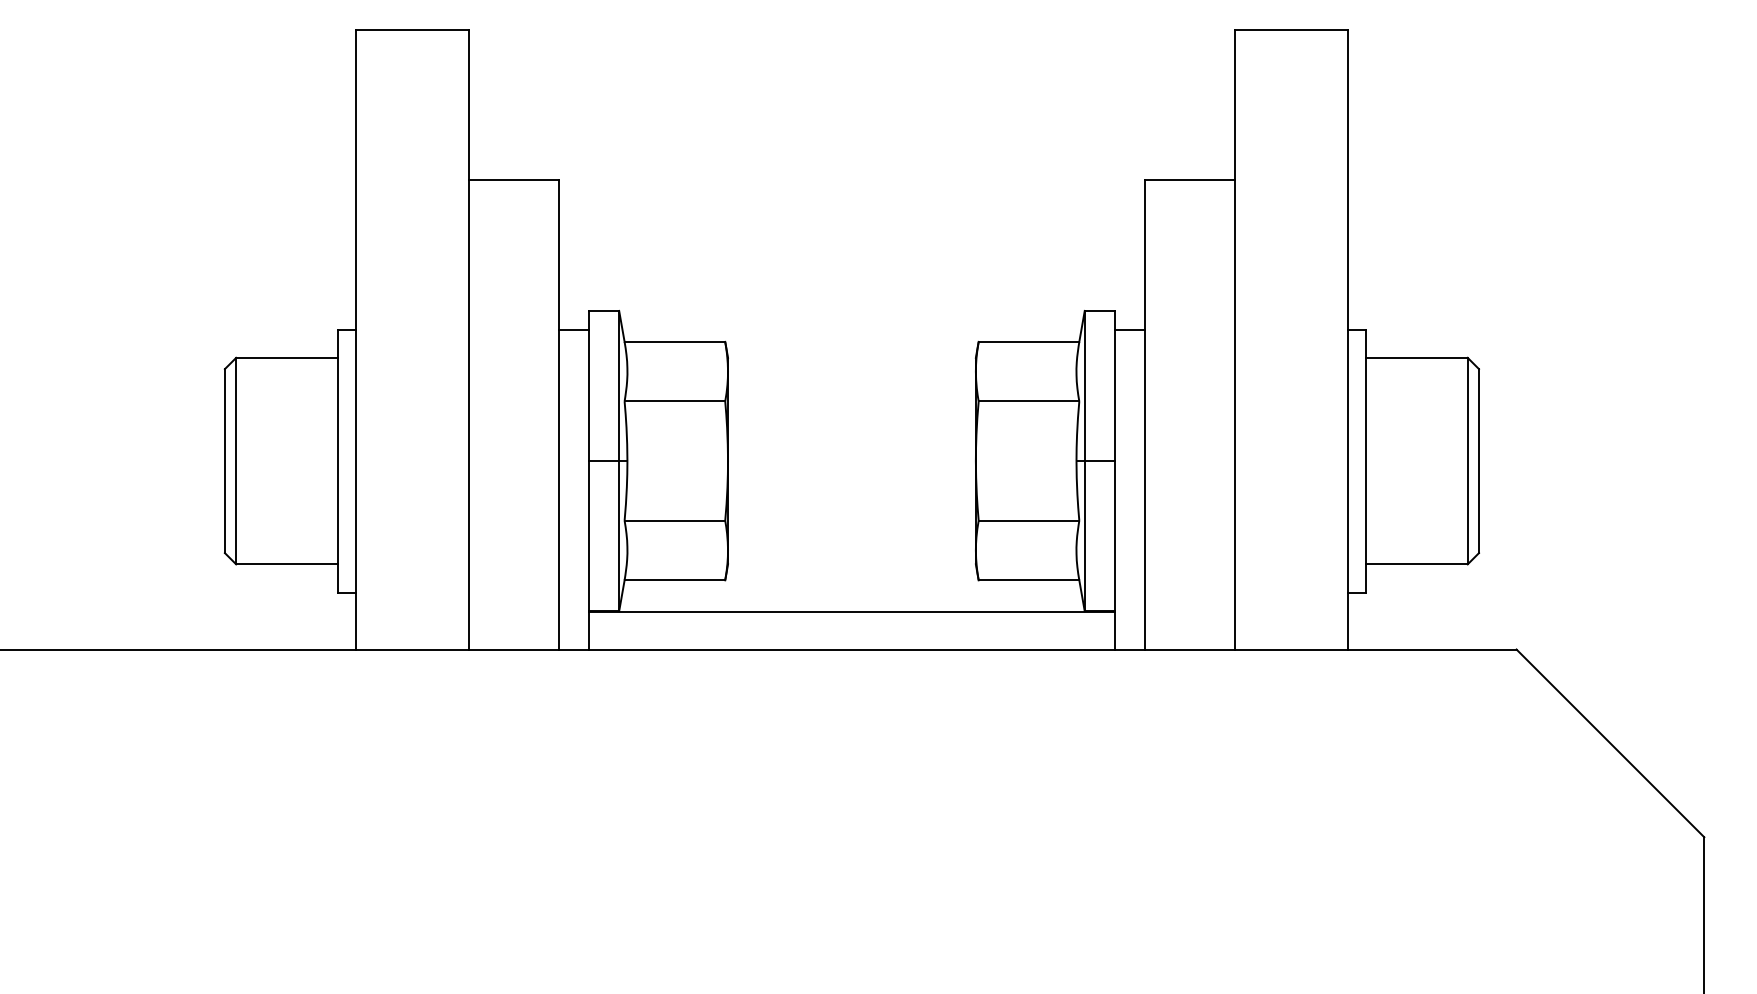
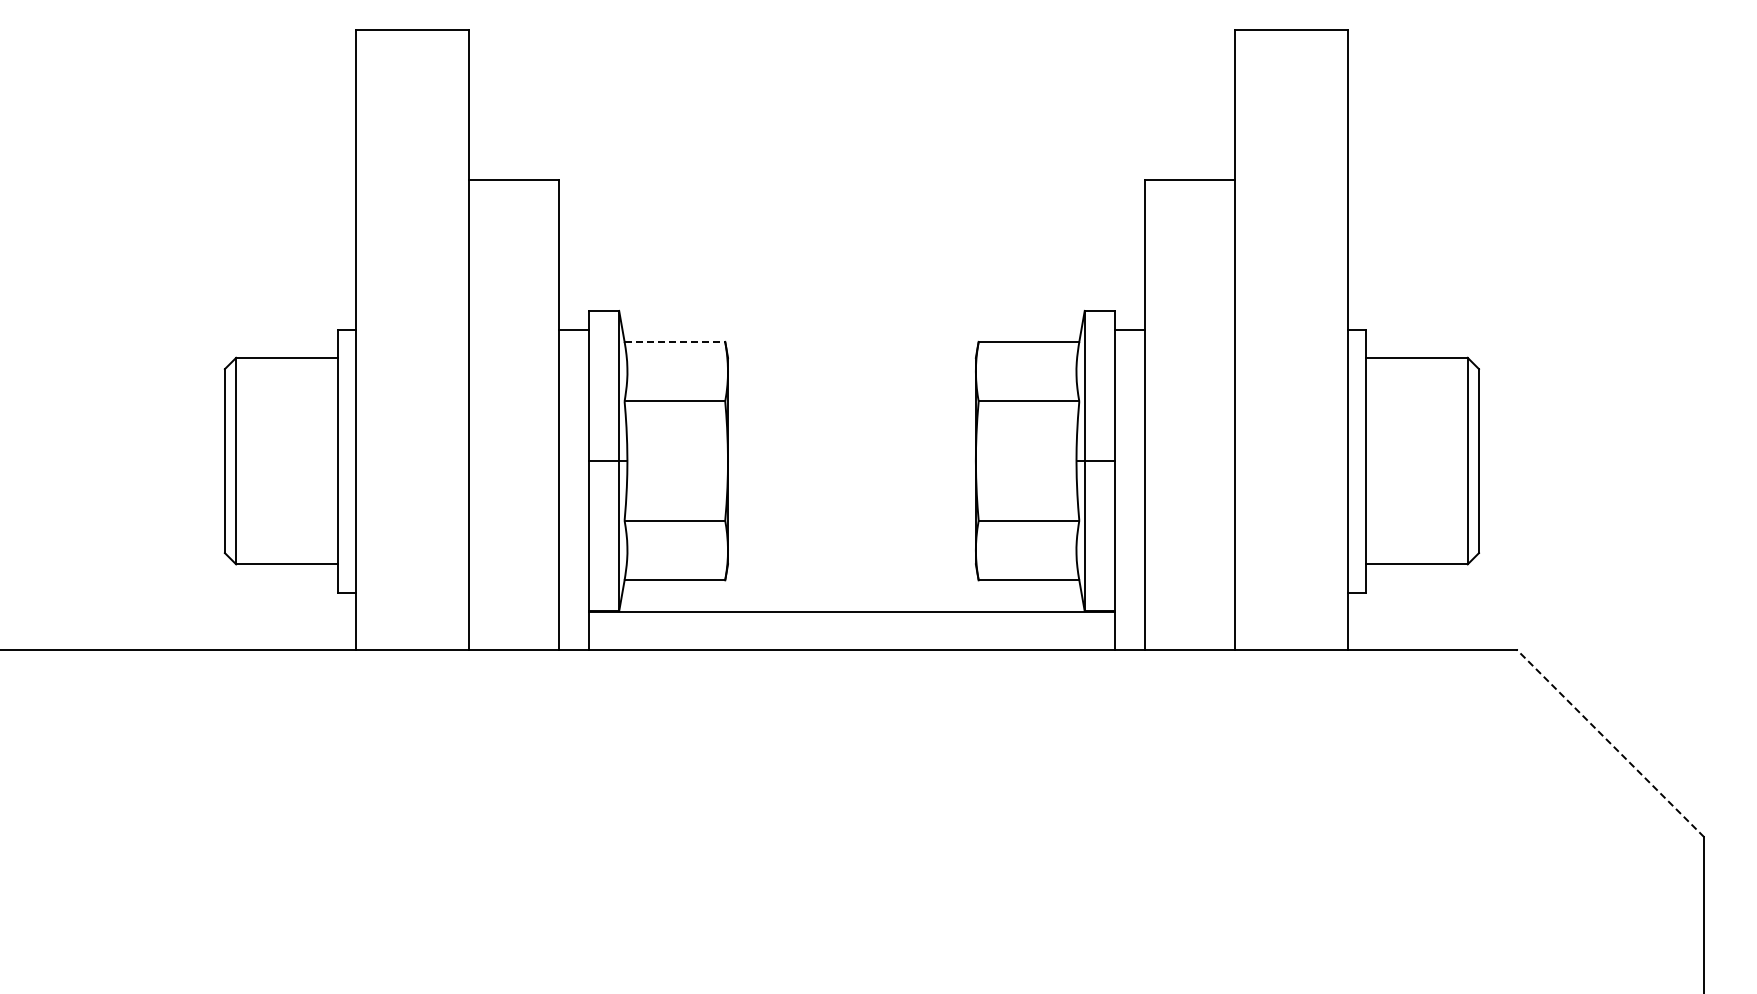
line: solid -> dashed (675, 341)
line: solid -> dashed (1610, 743)
